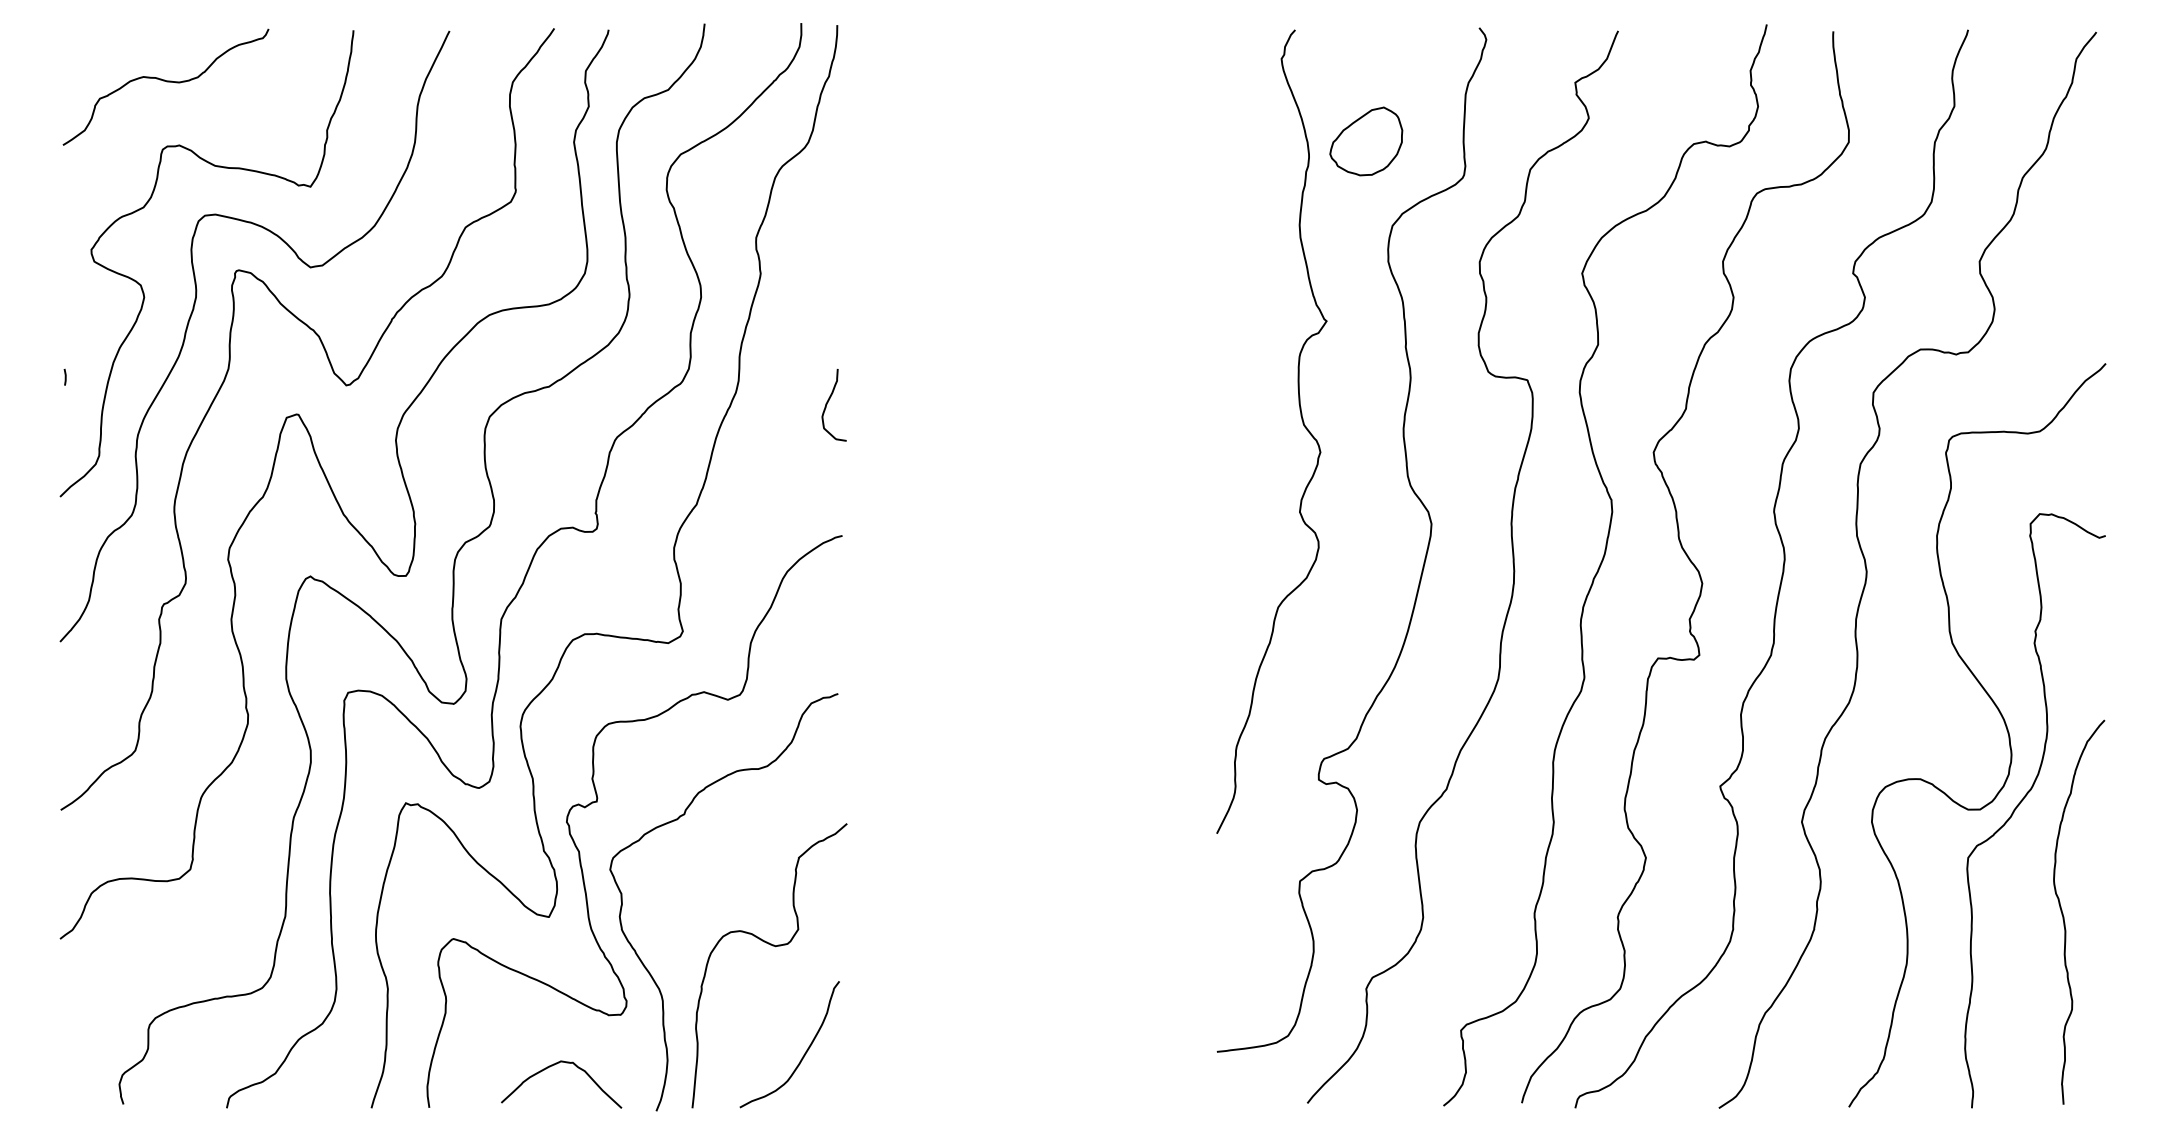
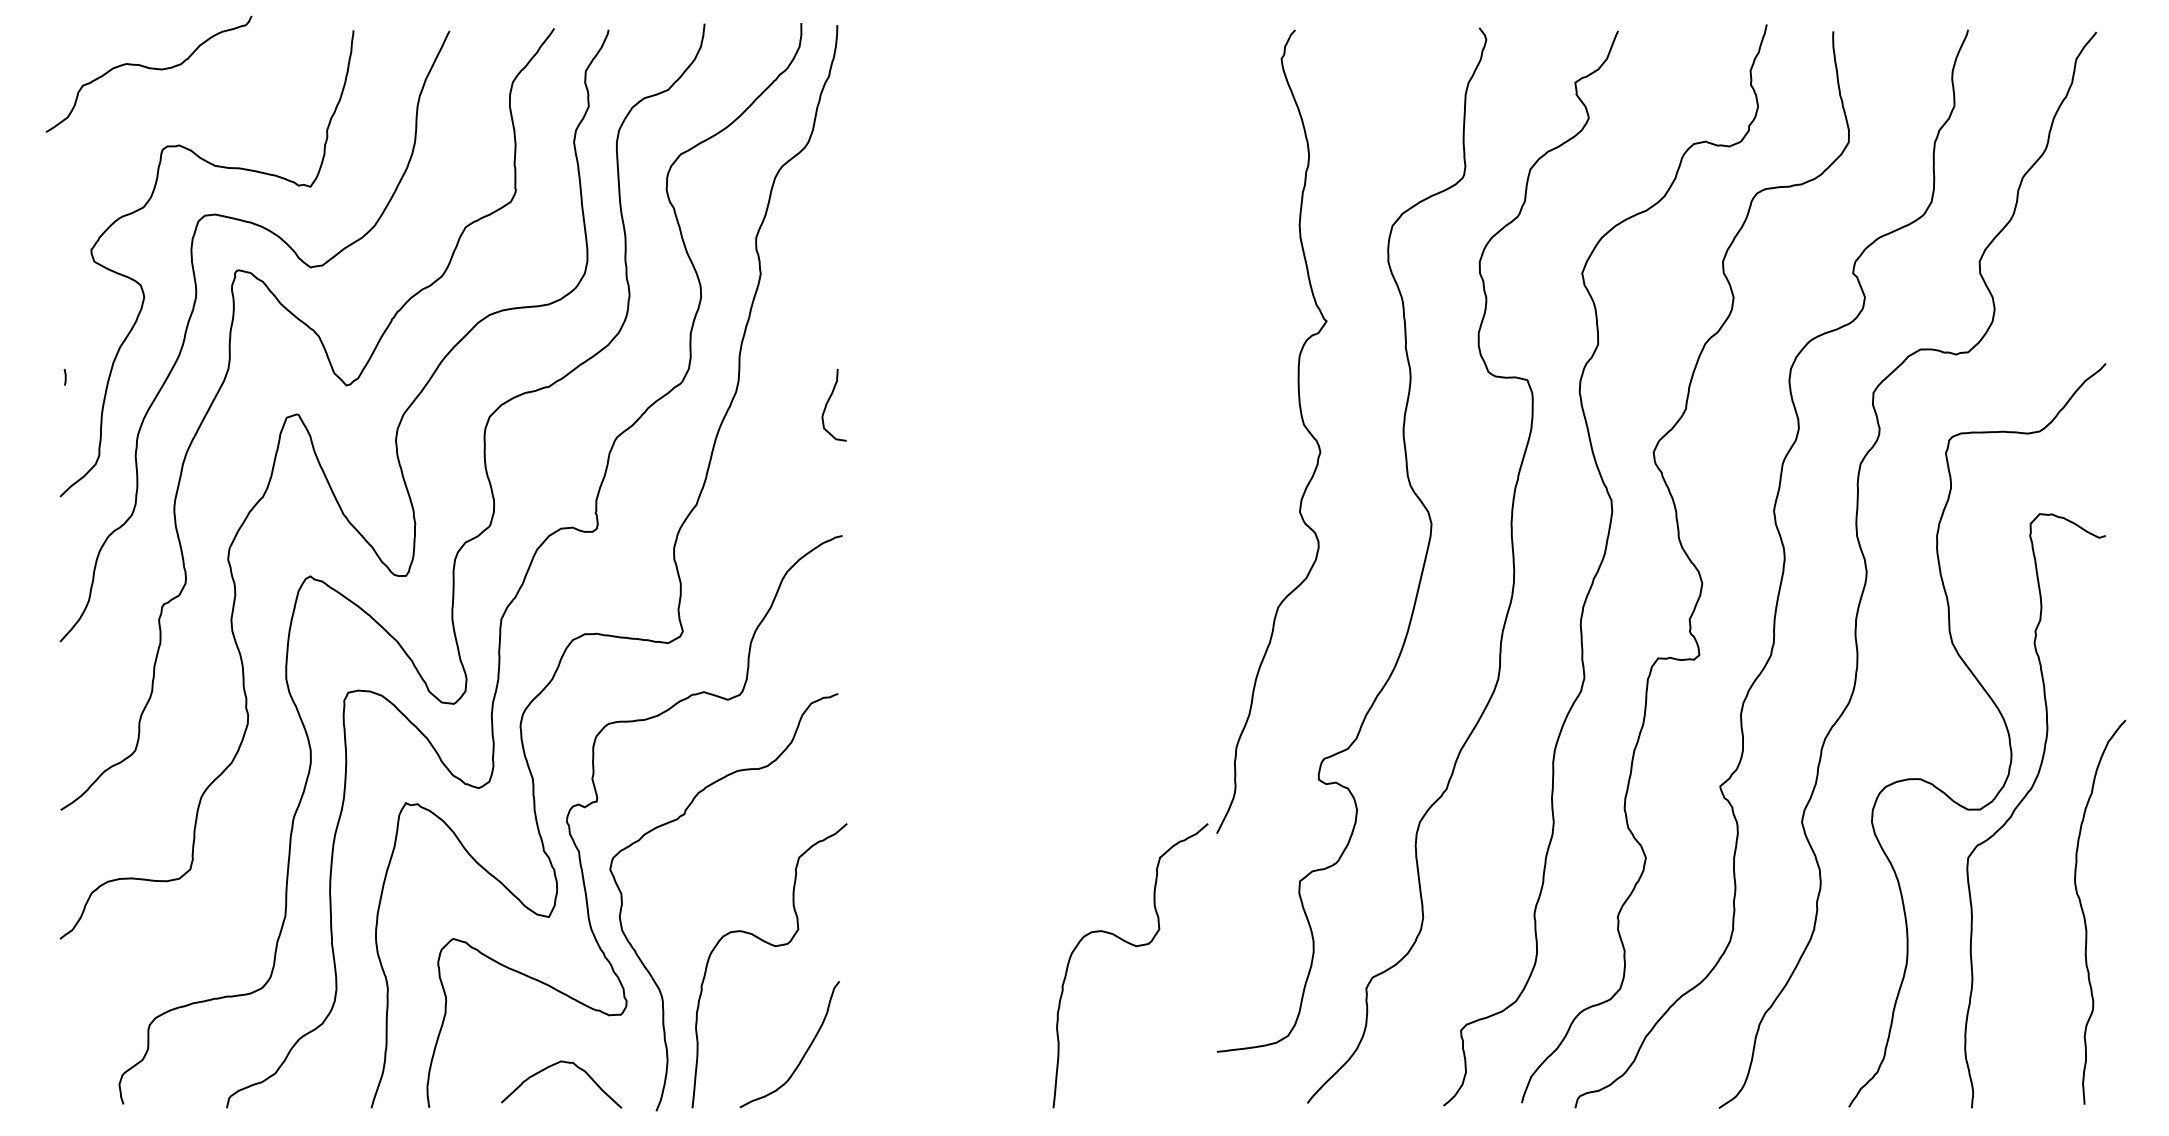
curve position: (166, 82) -> (149, 69) (149, 69)
part: present -> none (1366, 141)
curve position: (2064, 916) -> (2085, 916) (2085, 916)
curve: none -> present (1136, 947)
